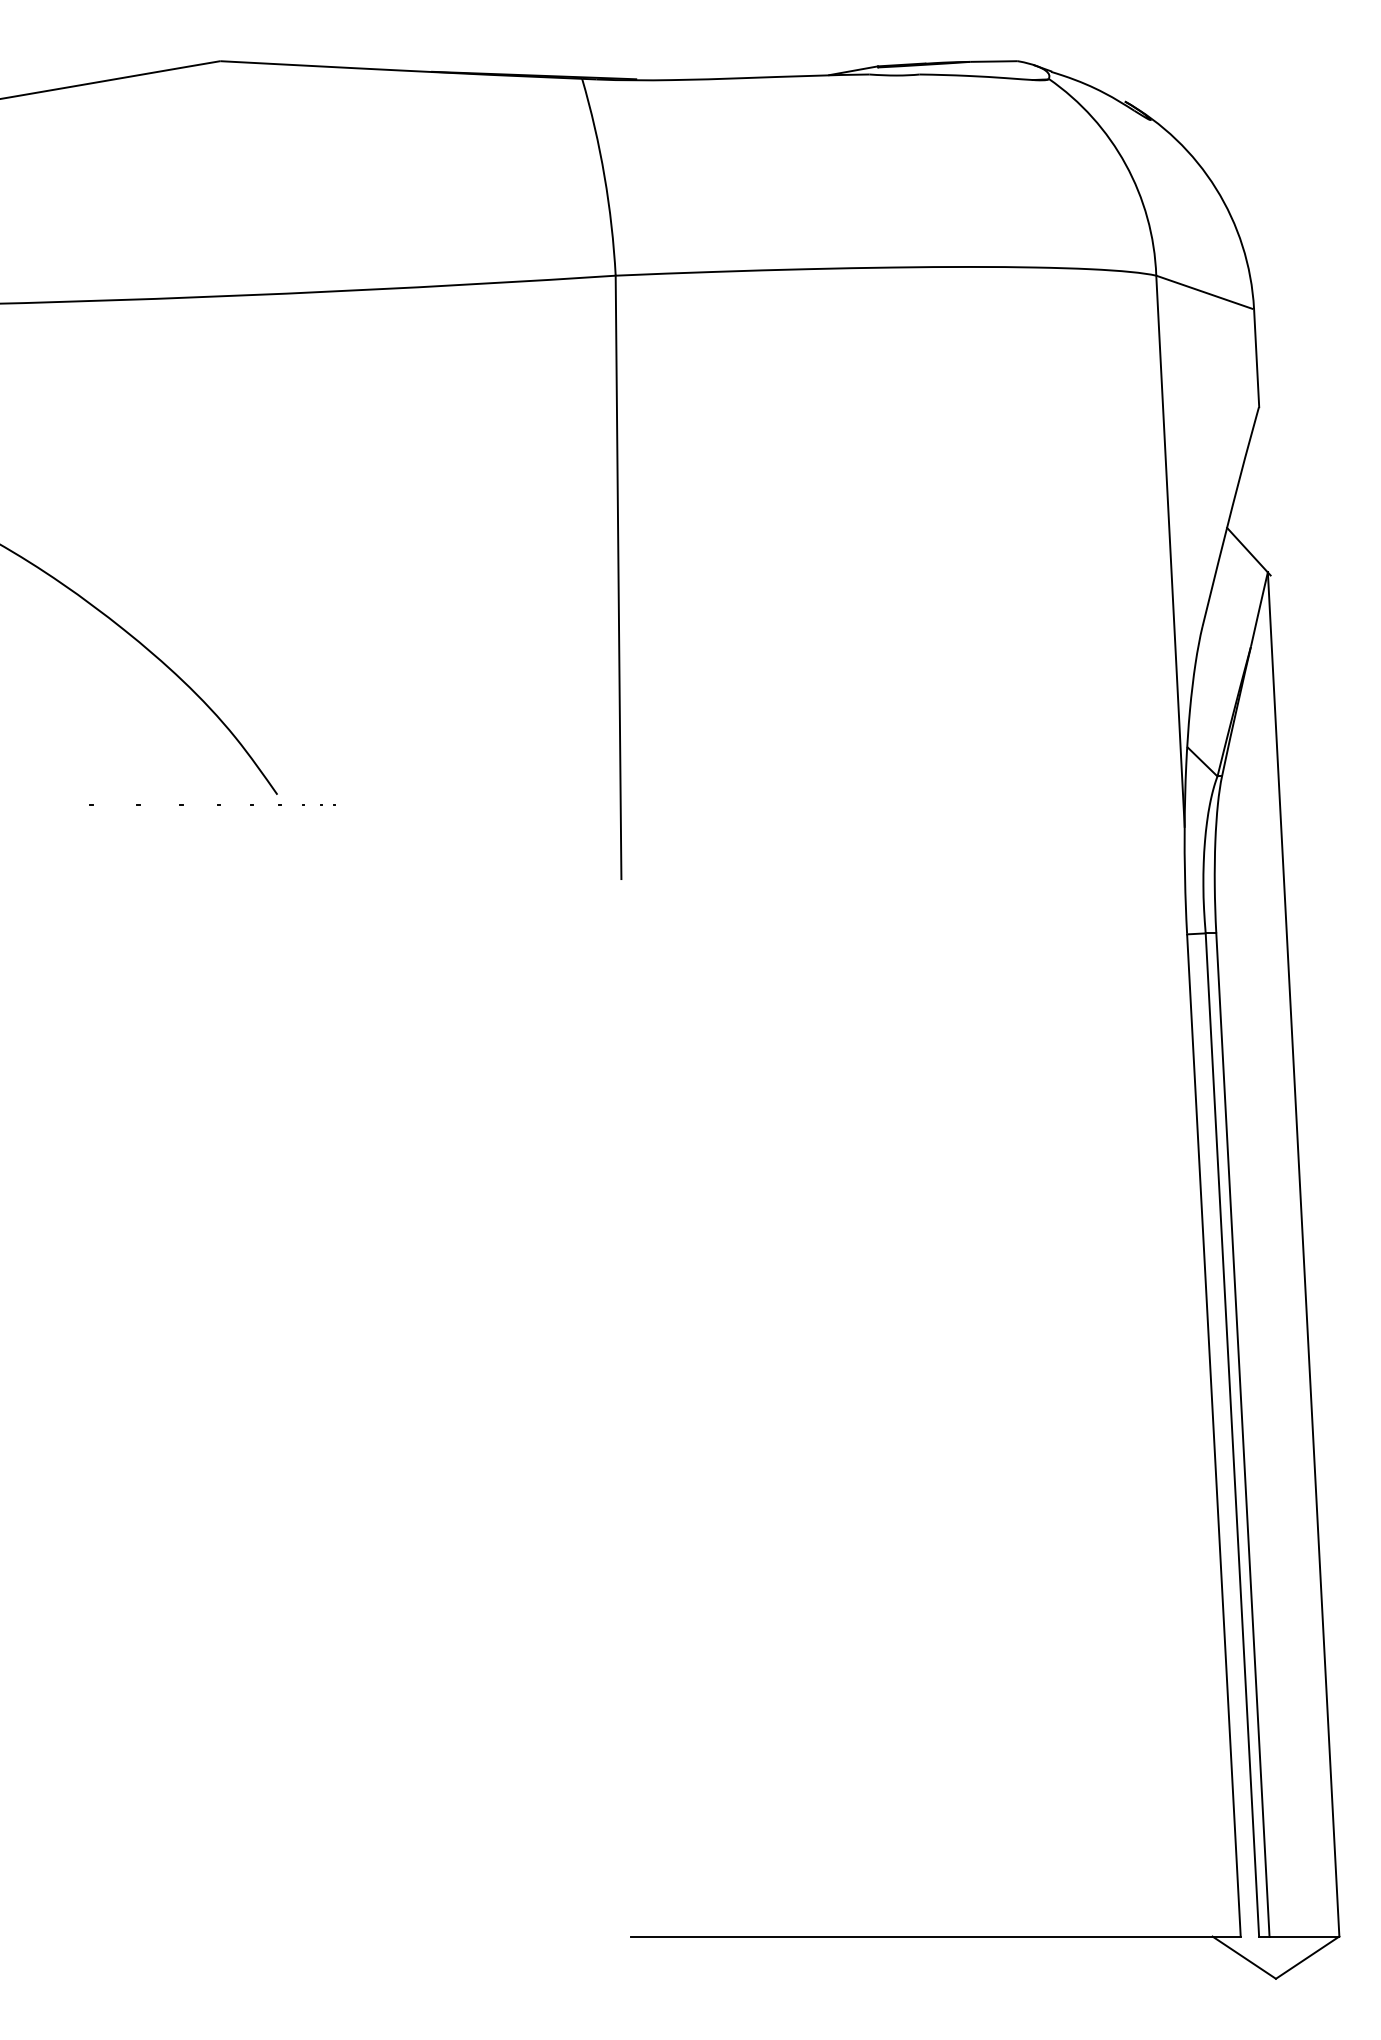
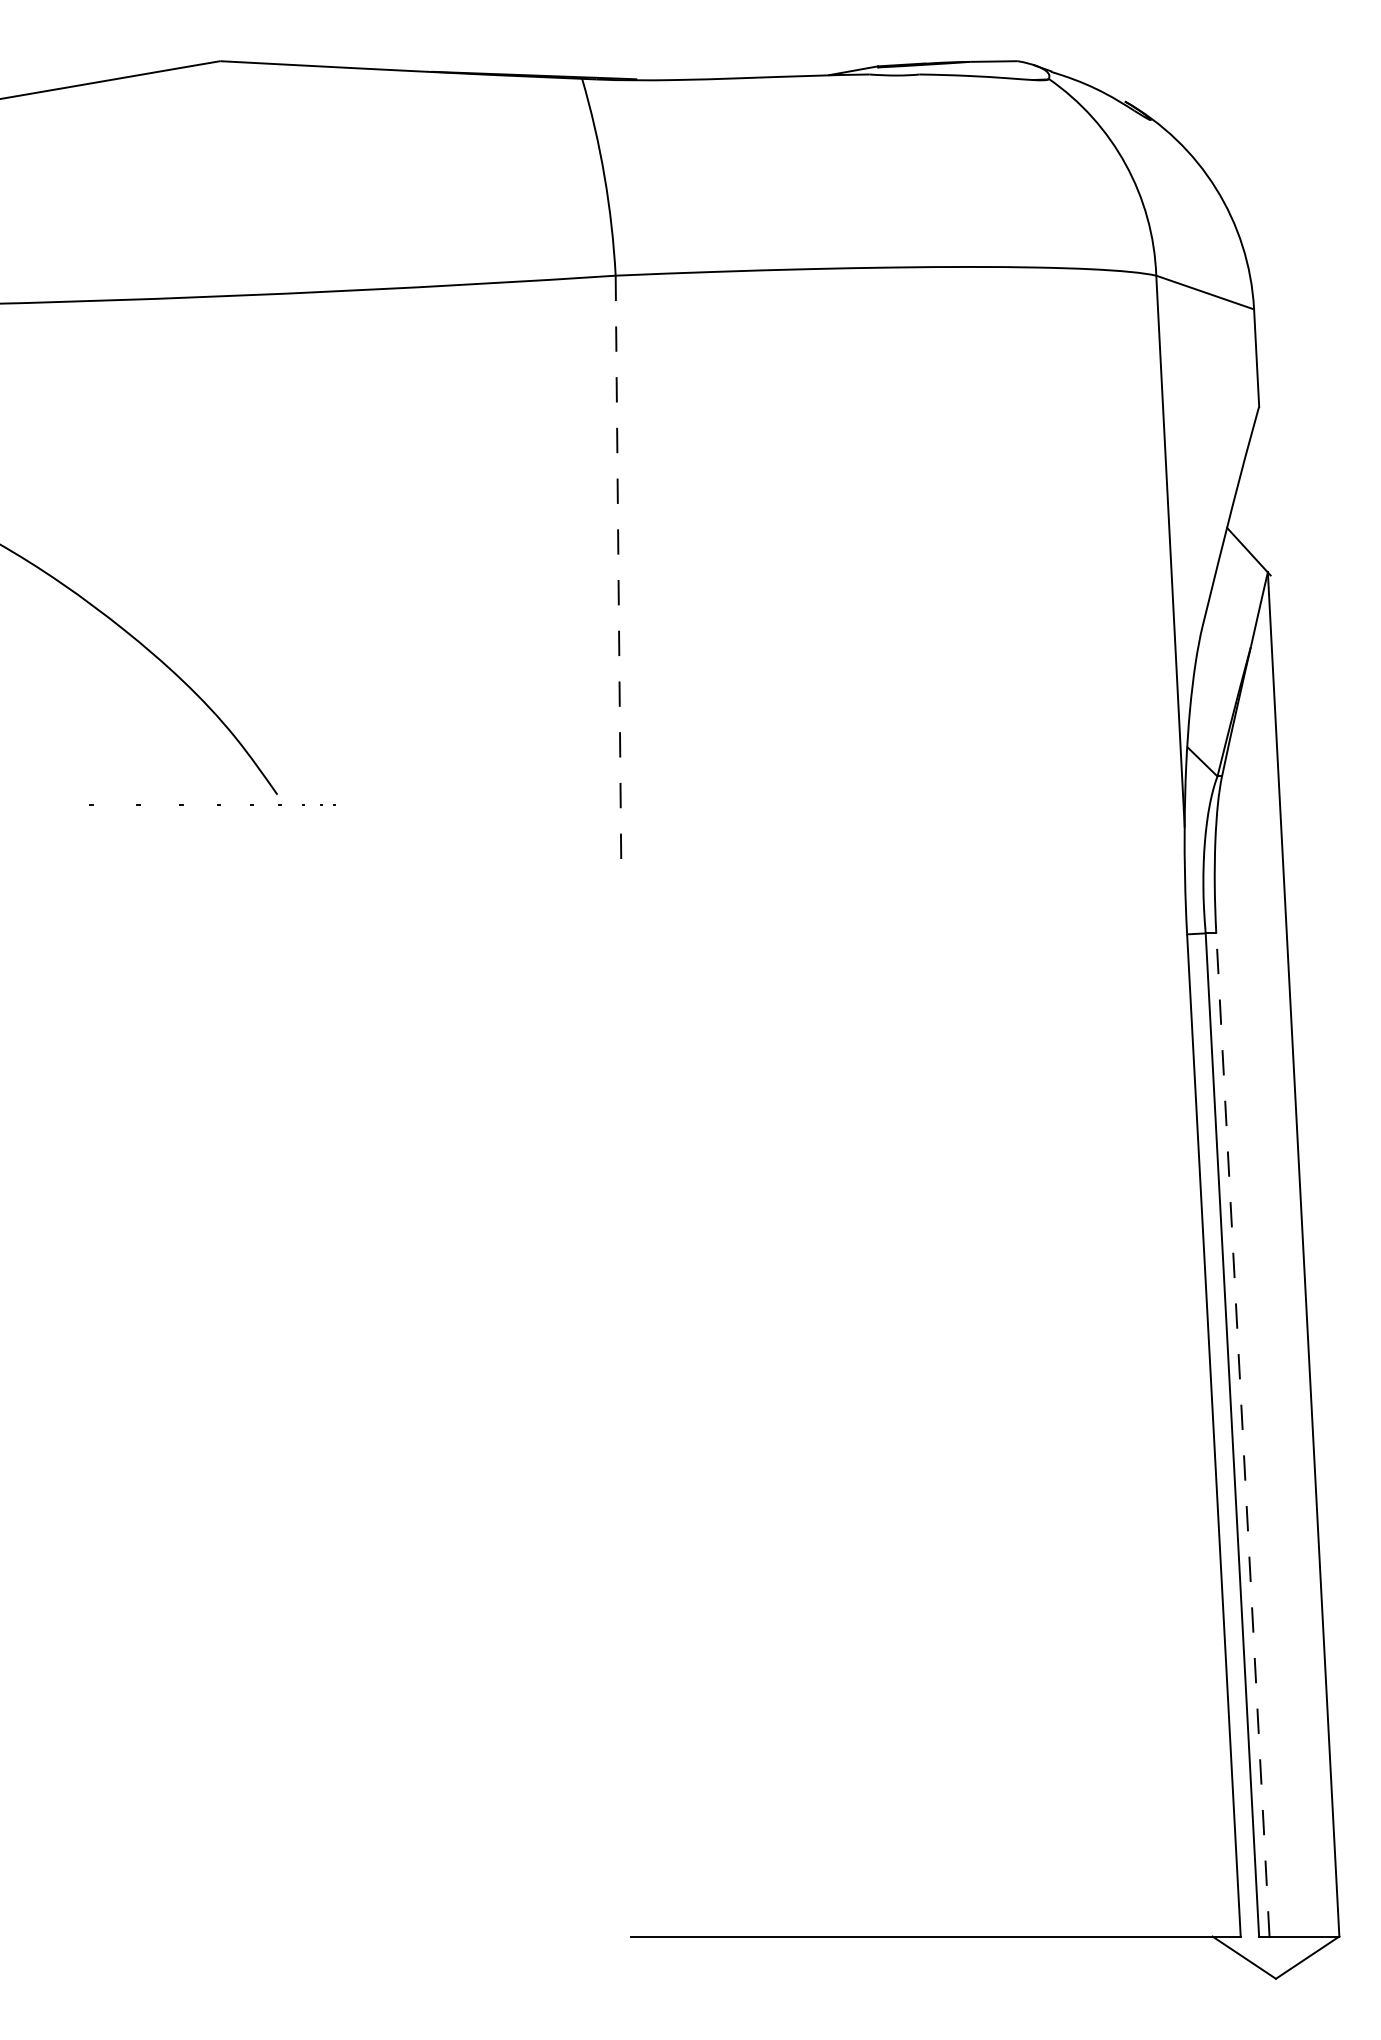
line: solid -> dashed (618, 577)
line: solid -> dashed (1242, 1434)
